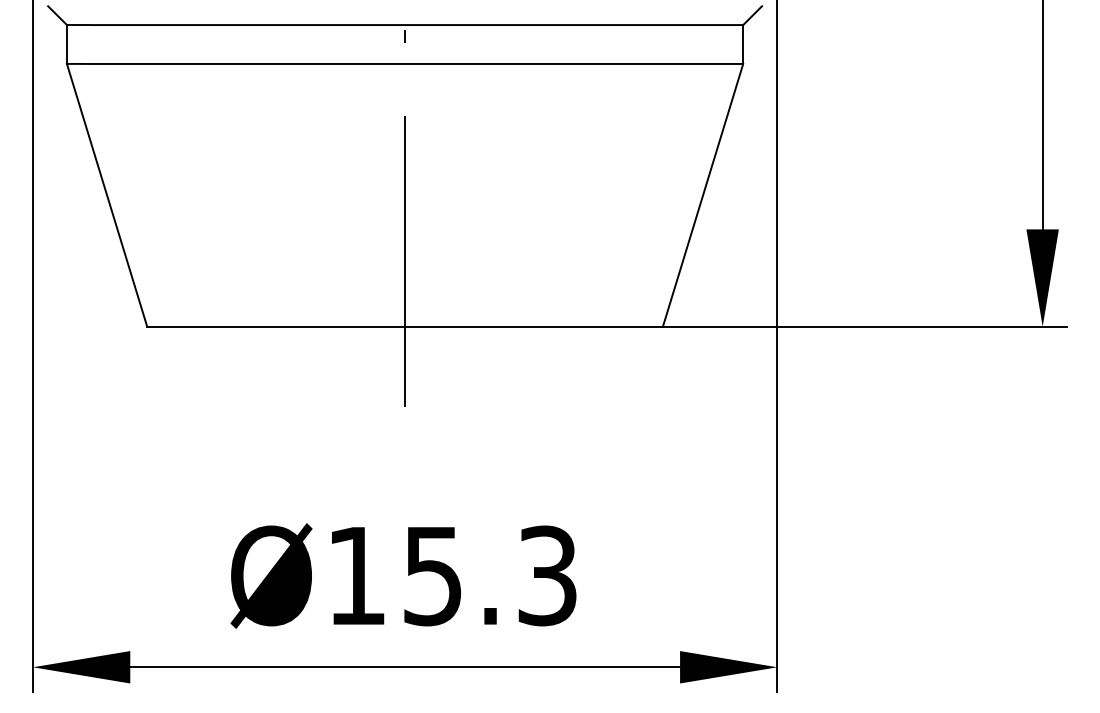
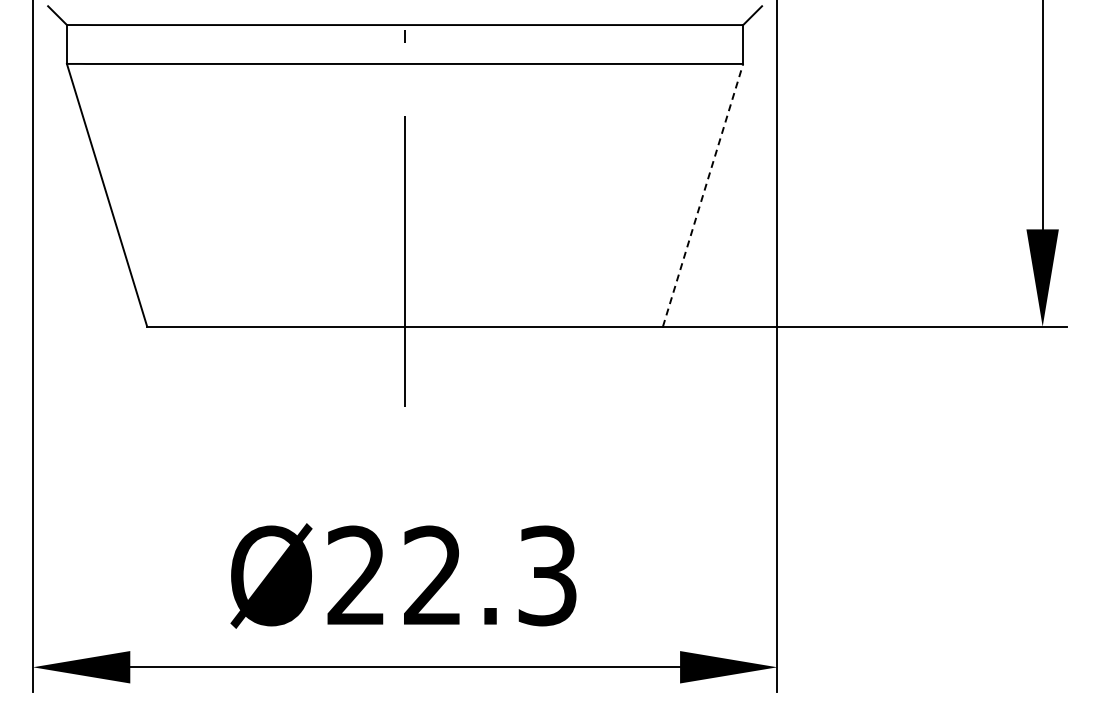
line: solid -> dashed (703, 194)
text: Ø15.3 -> Ø22.3 (394, 575)
